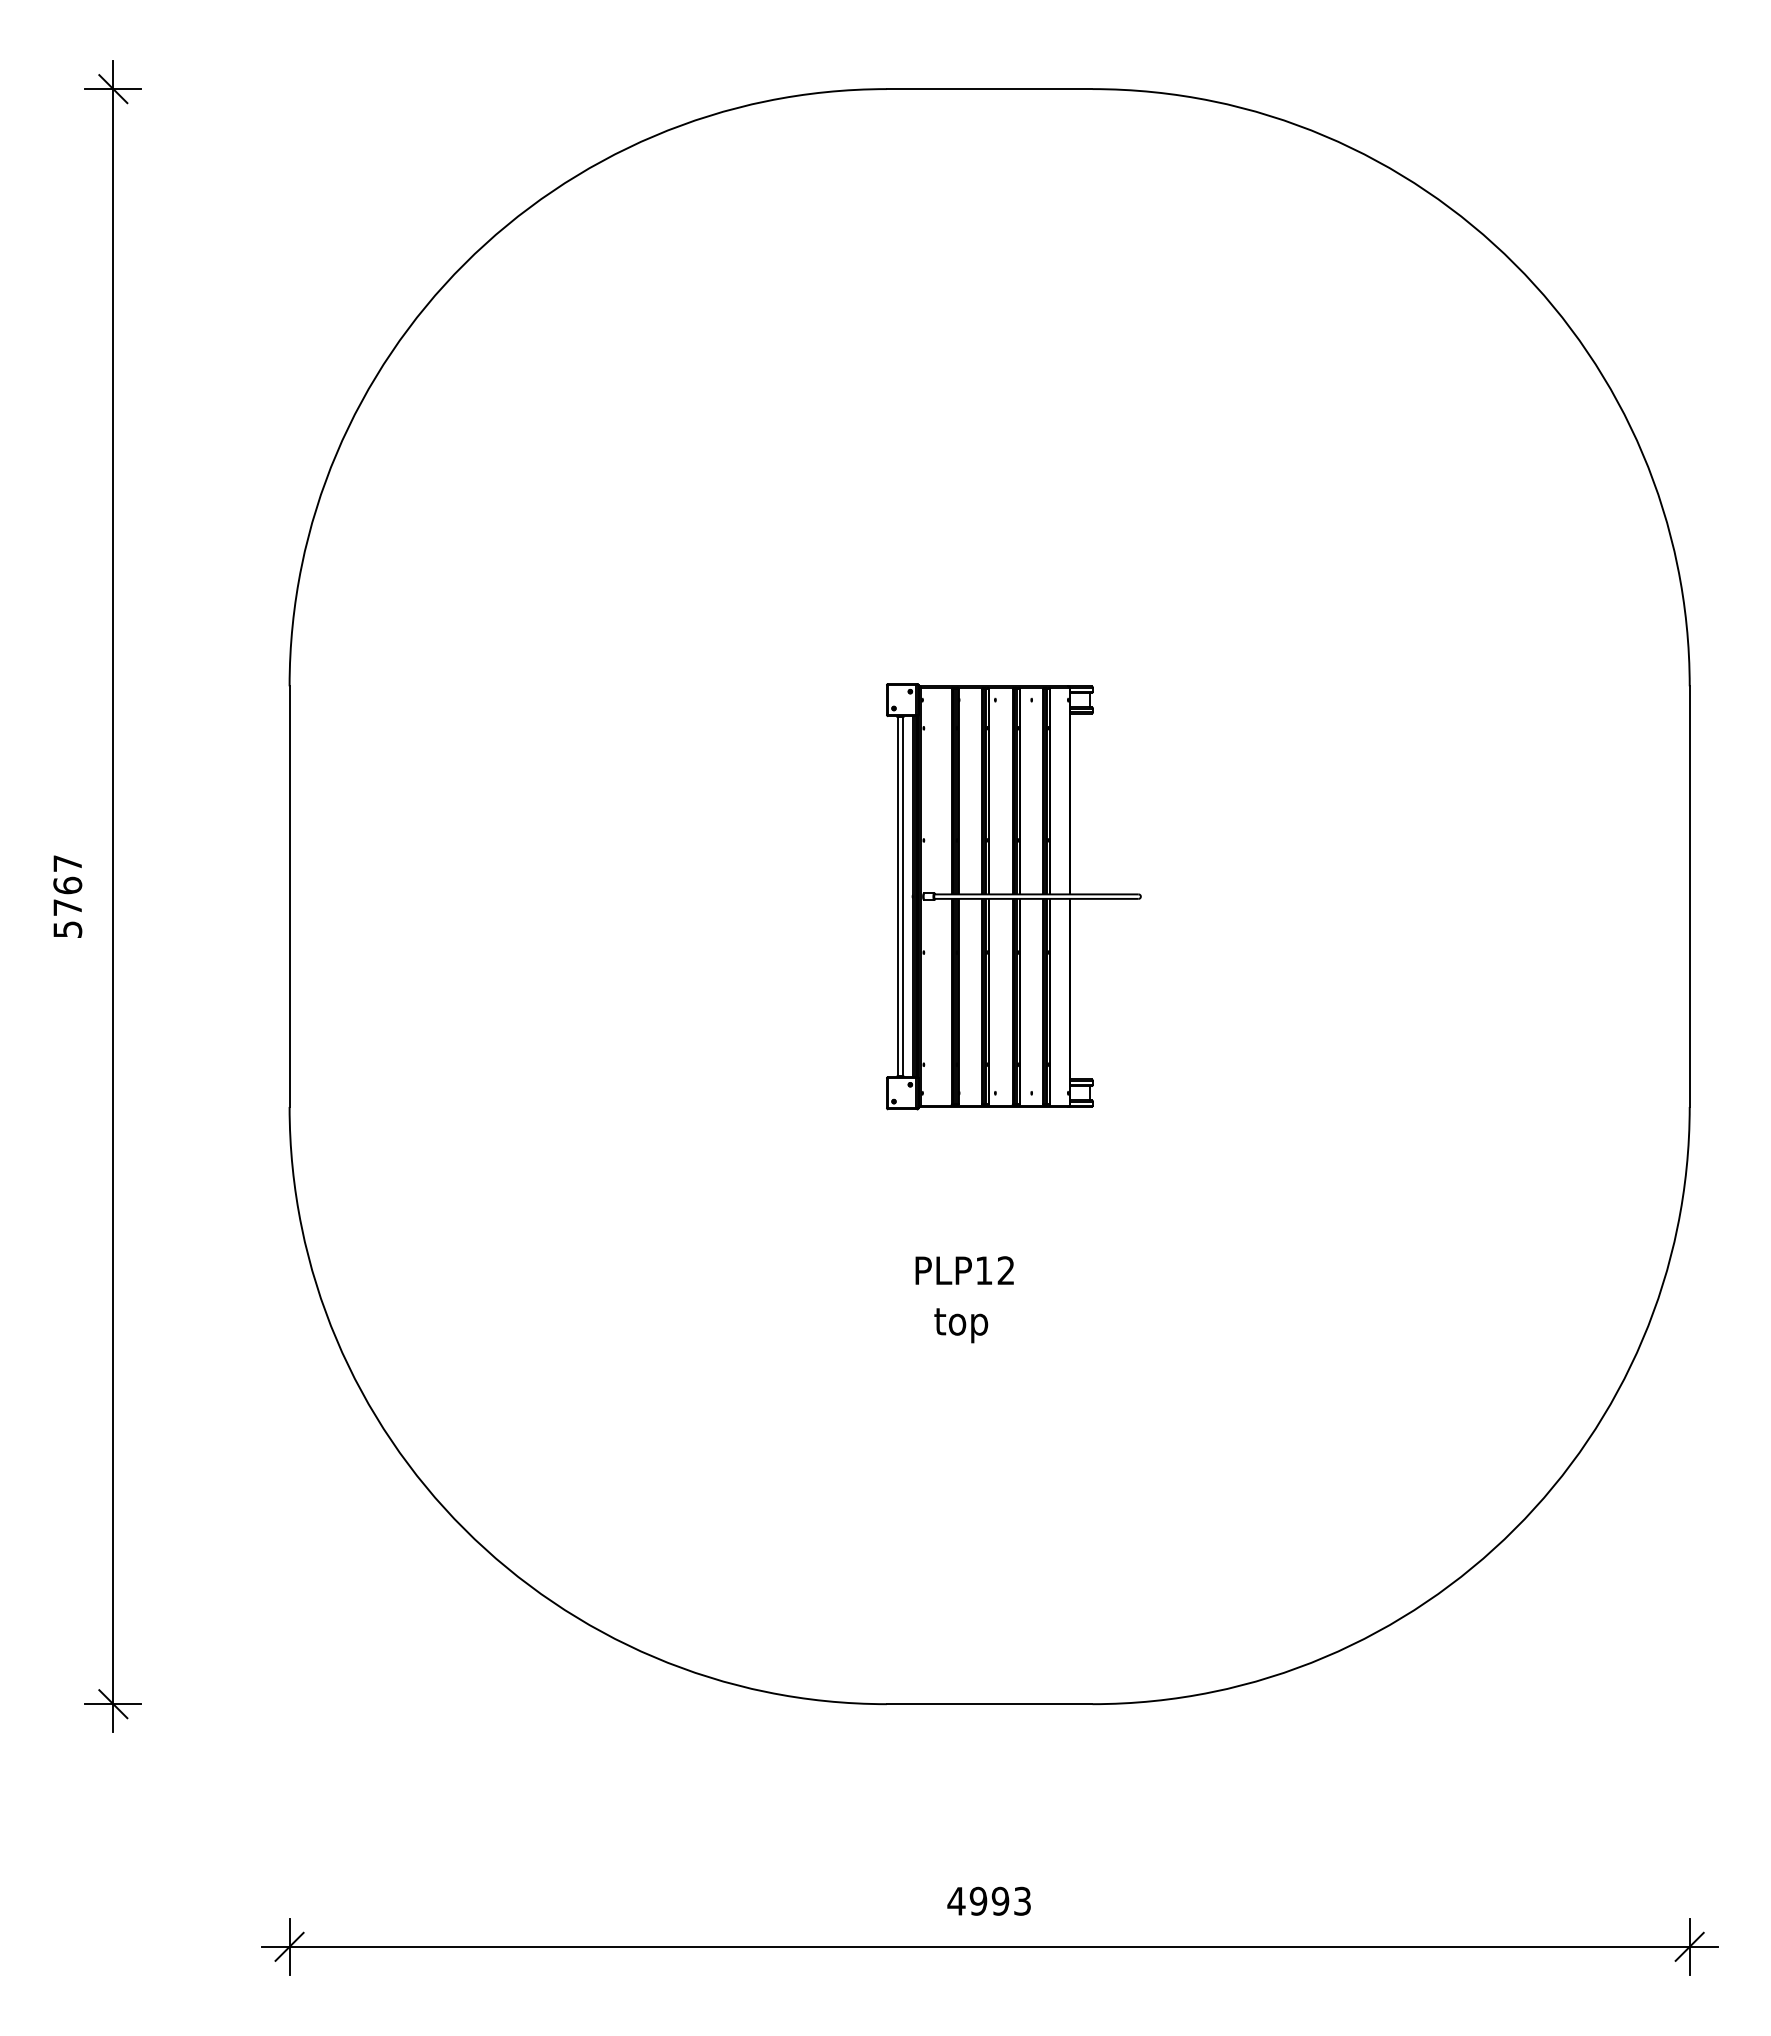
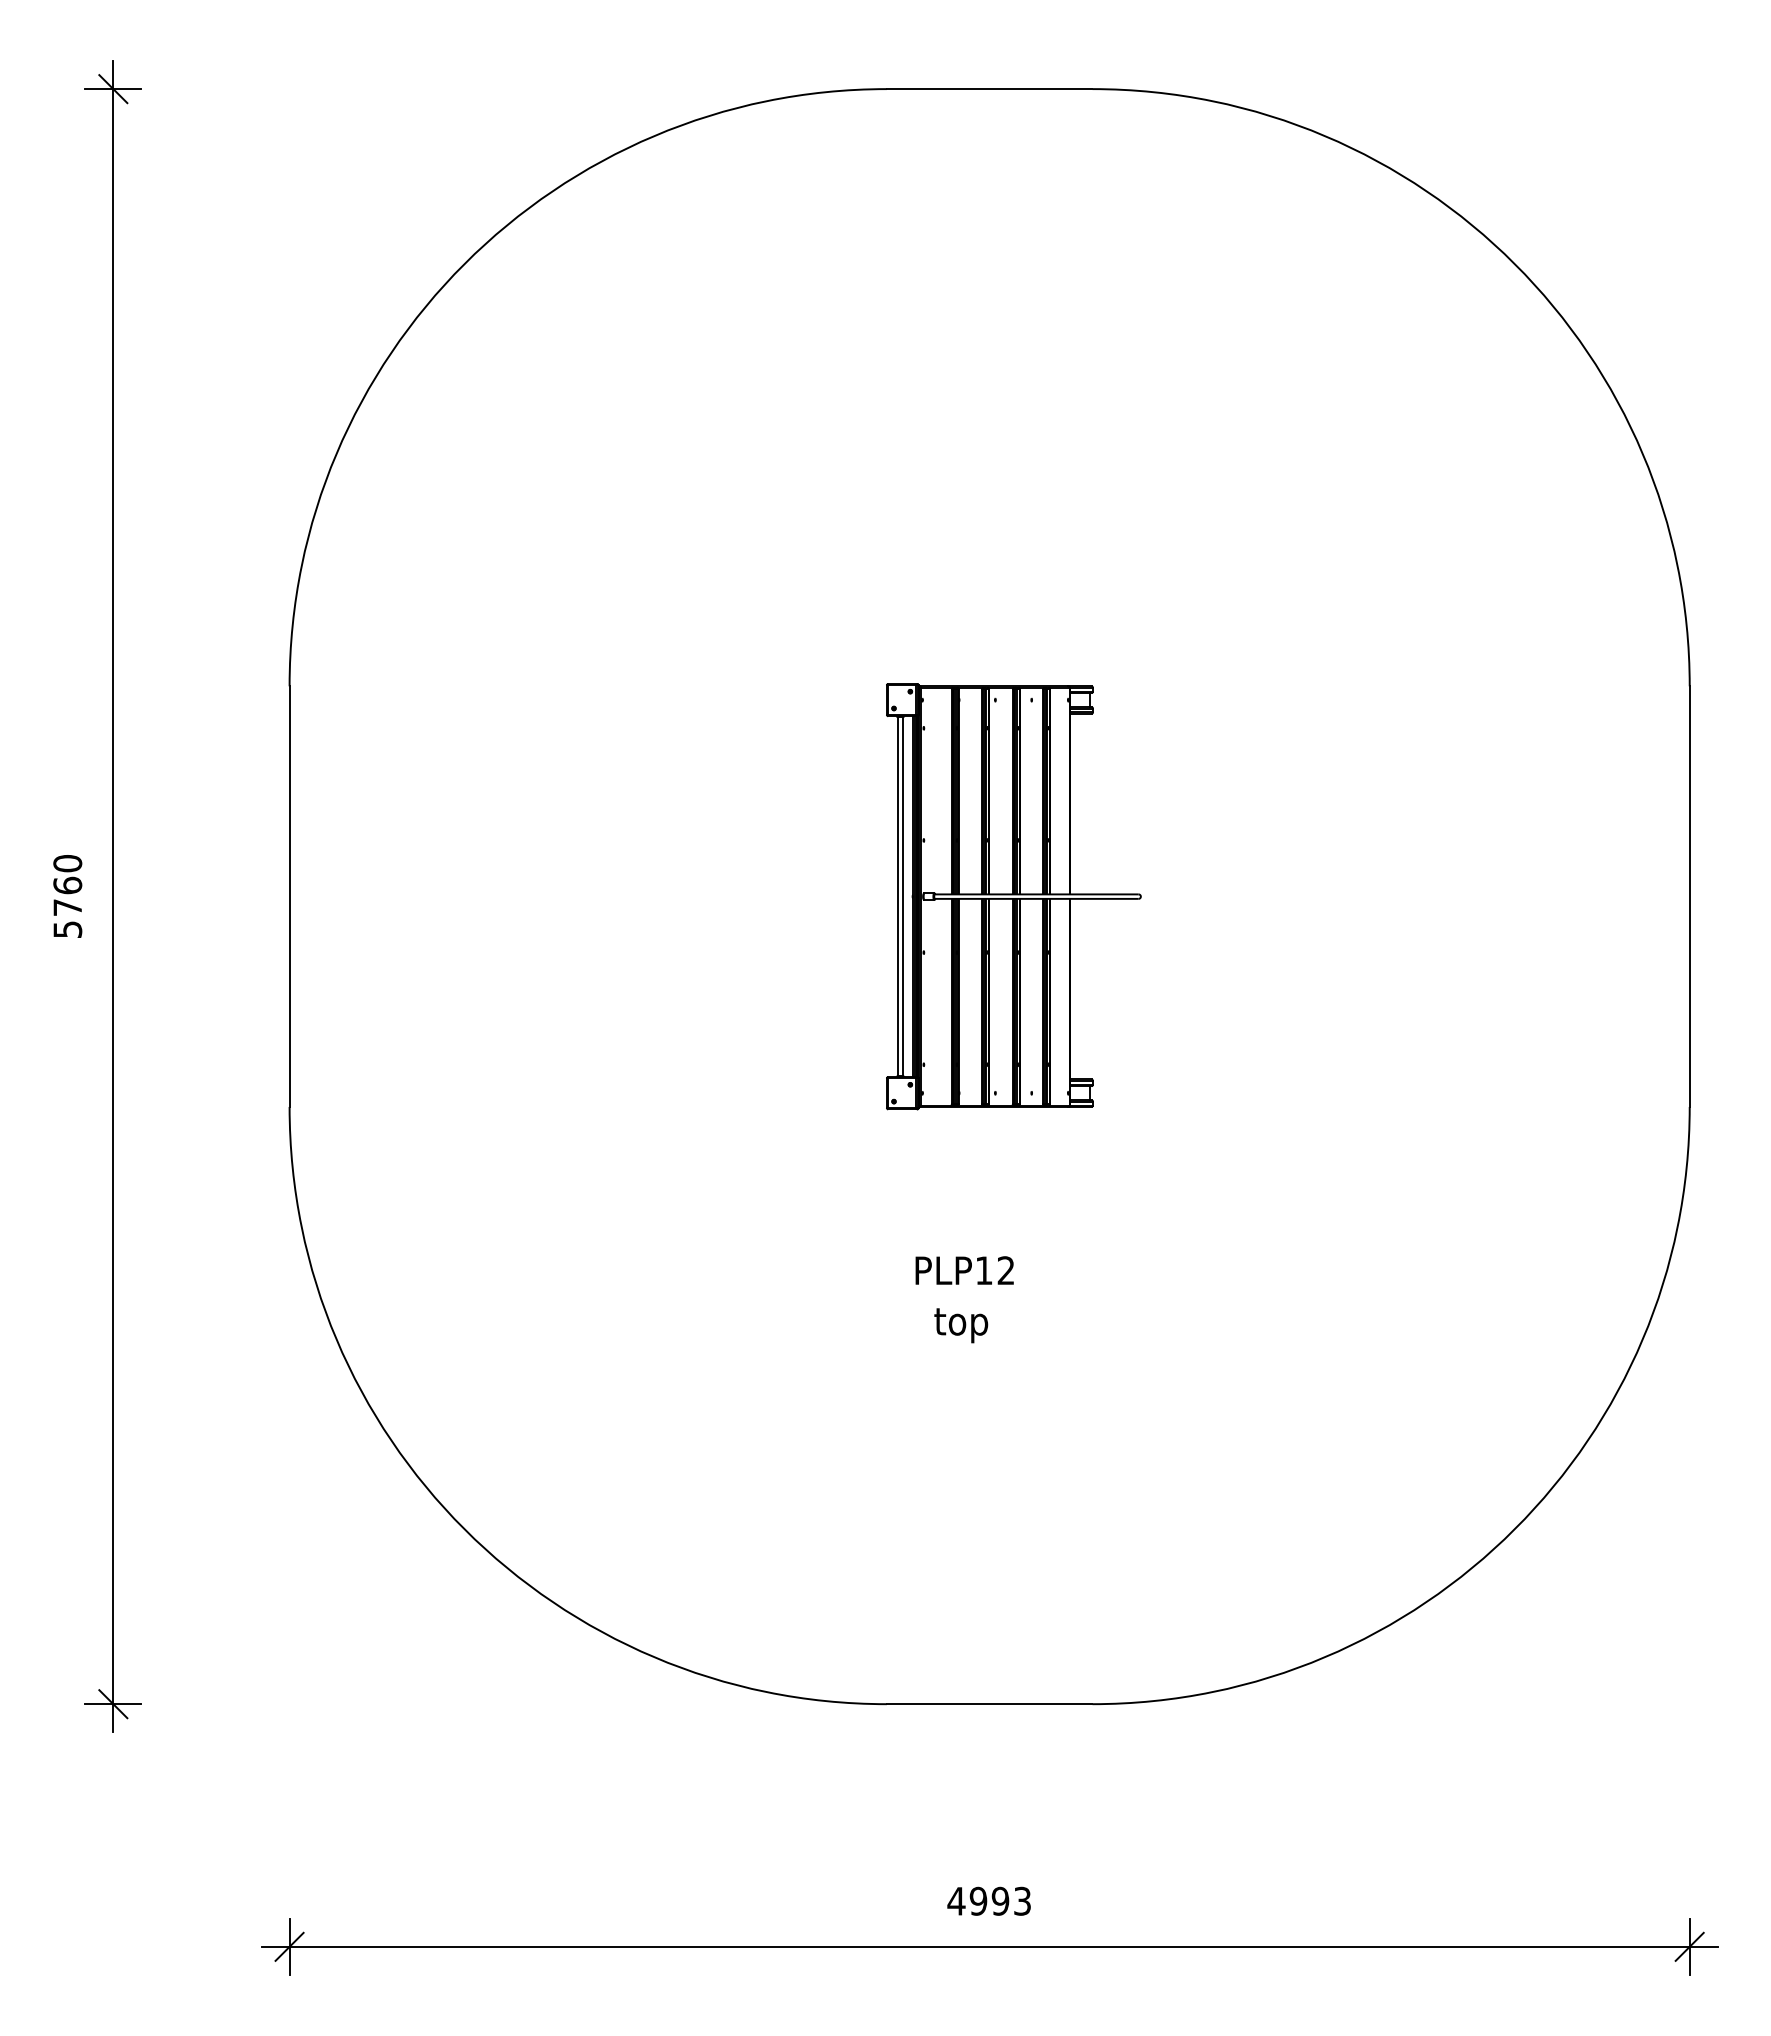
text: 5767 -> 5760 (67, 863)
